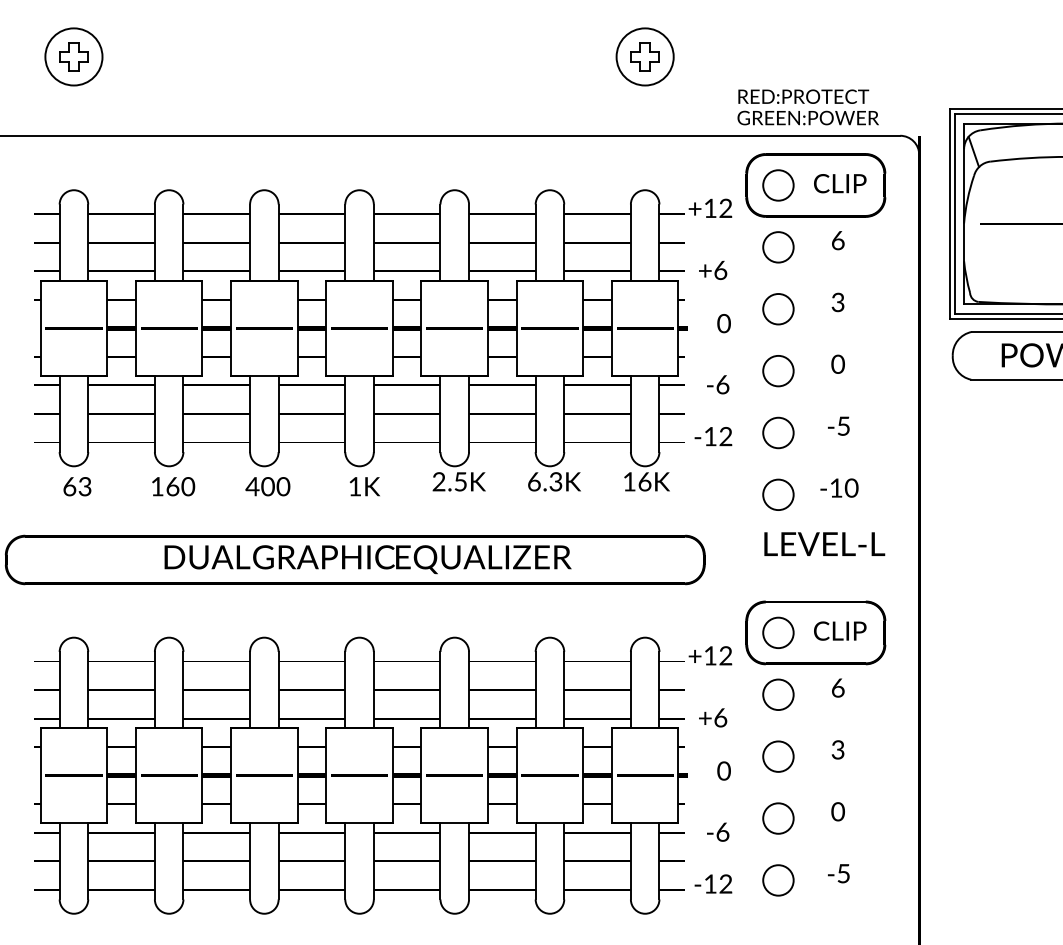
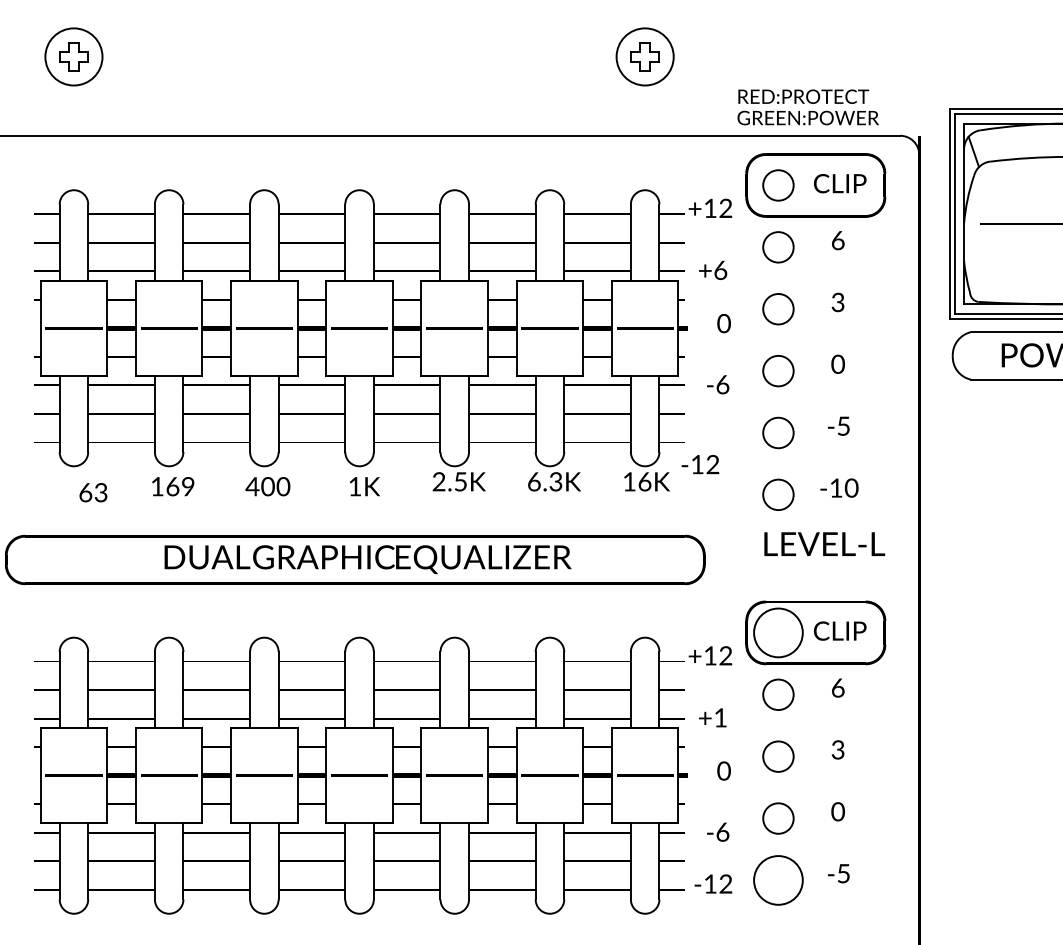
text position: (713, 436) -> (700, 464) (700, 464)
text position: (77, 486) -> (93, 492) (93, 492)
text: 160 -> 169 (188, 487)
circle diameter: 30 px -> 49 px (778, 632)
text: +6 -> +1 (720, 717)
circle diameter: 30 px -> 49 px (778, 880)
